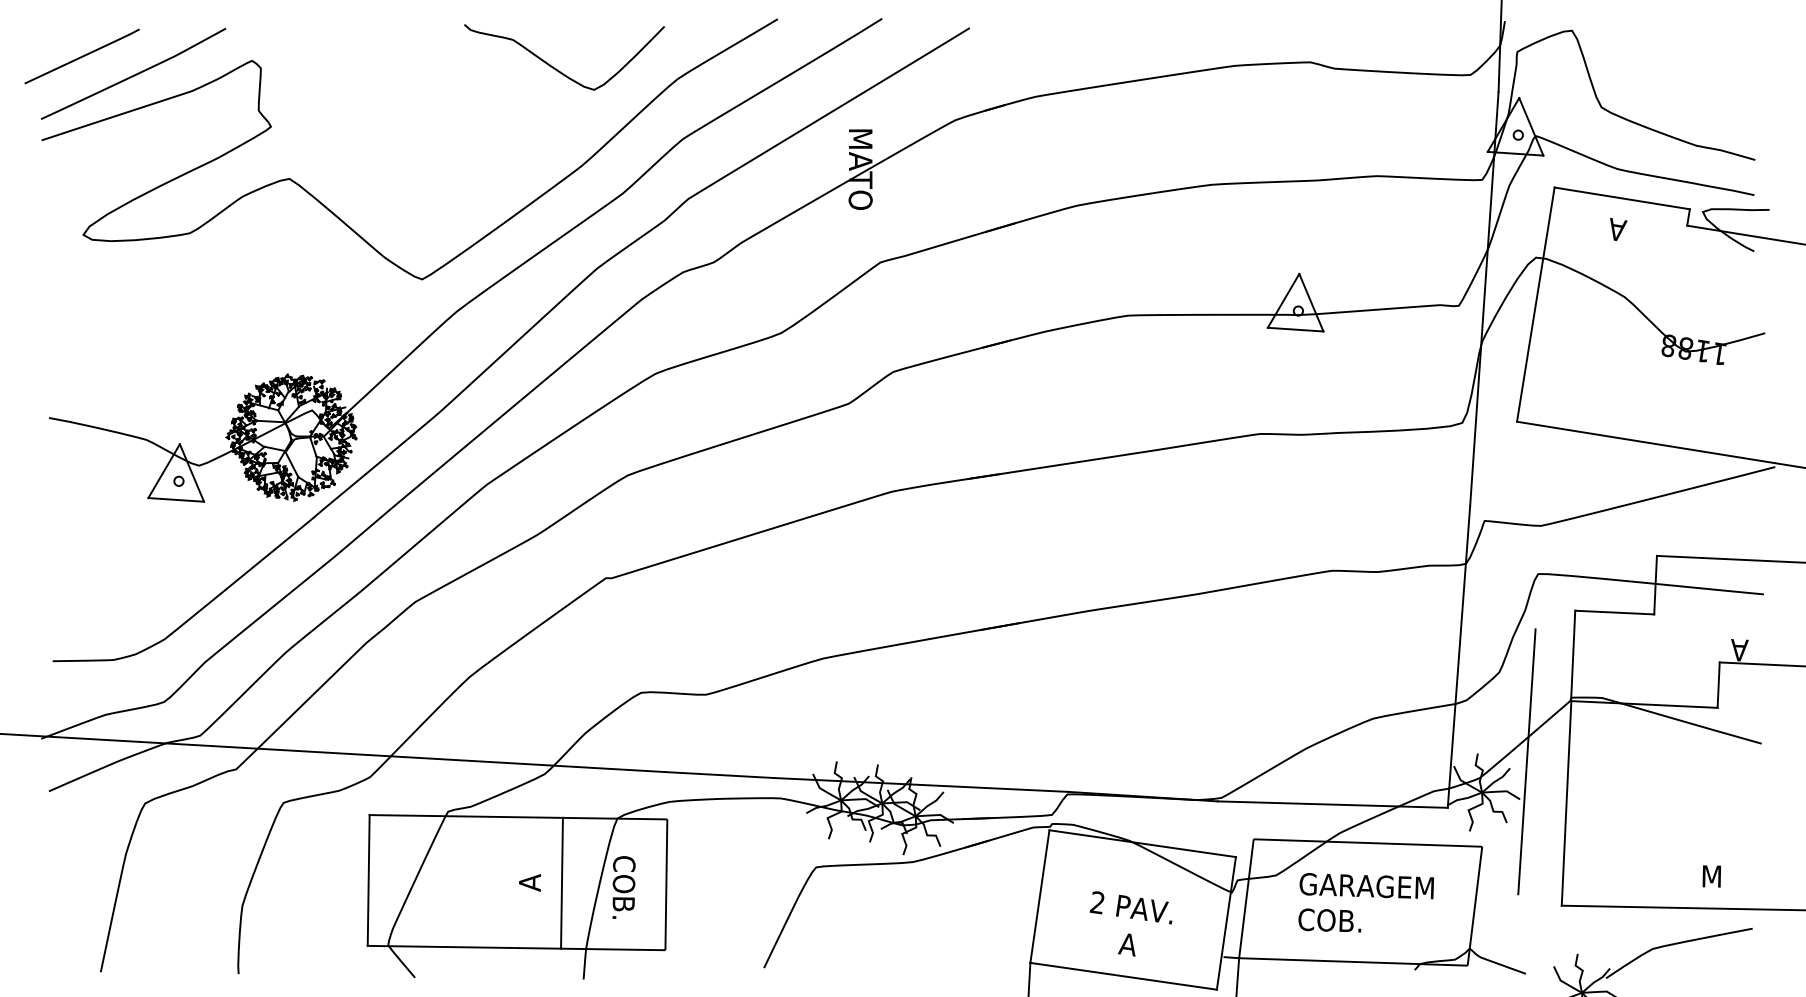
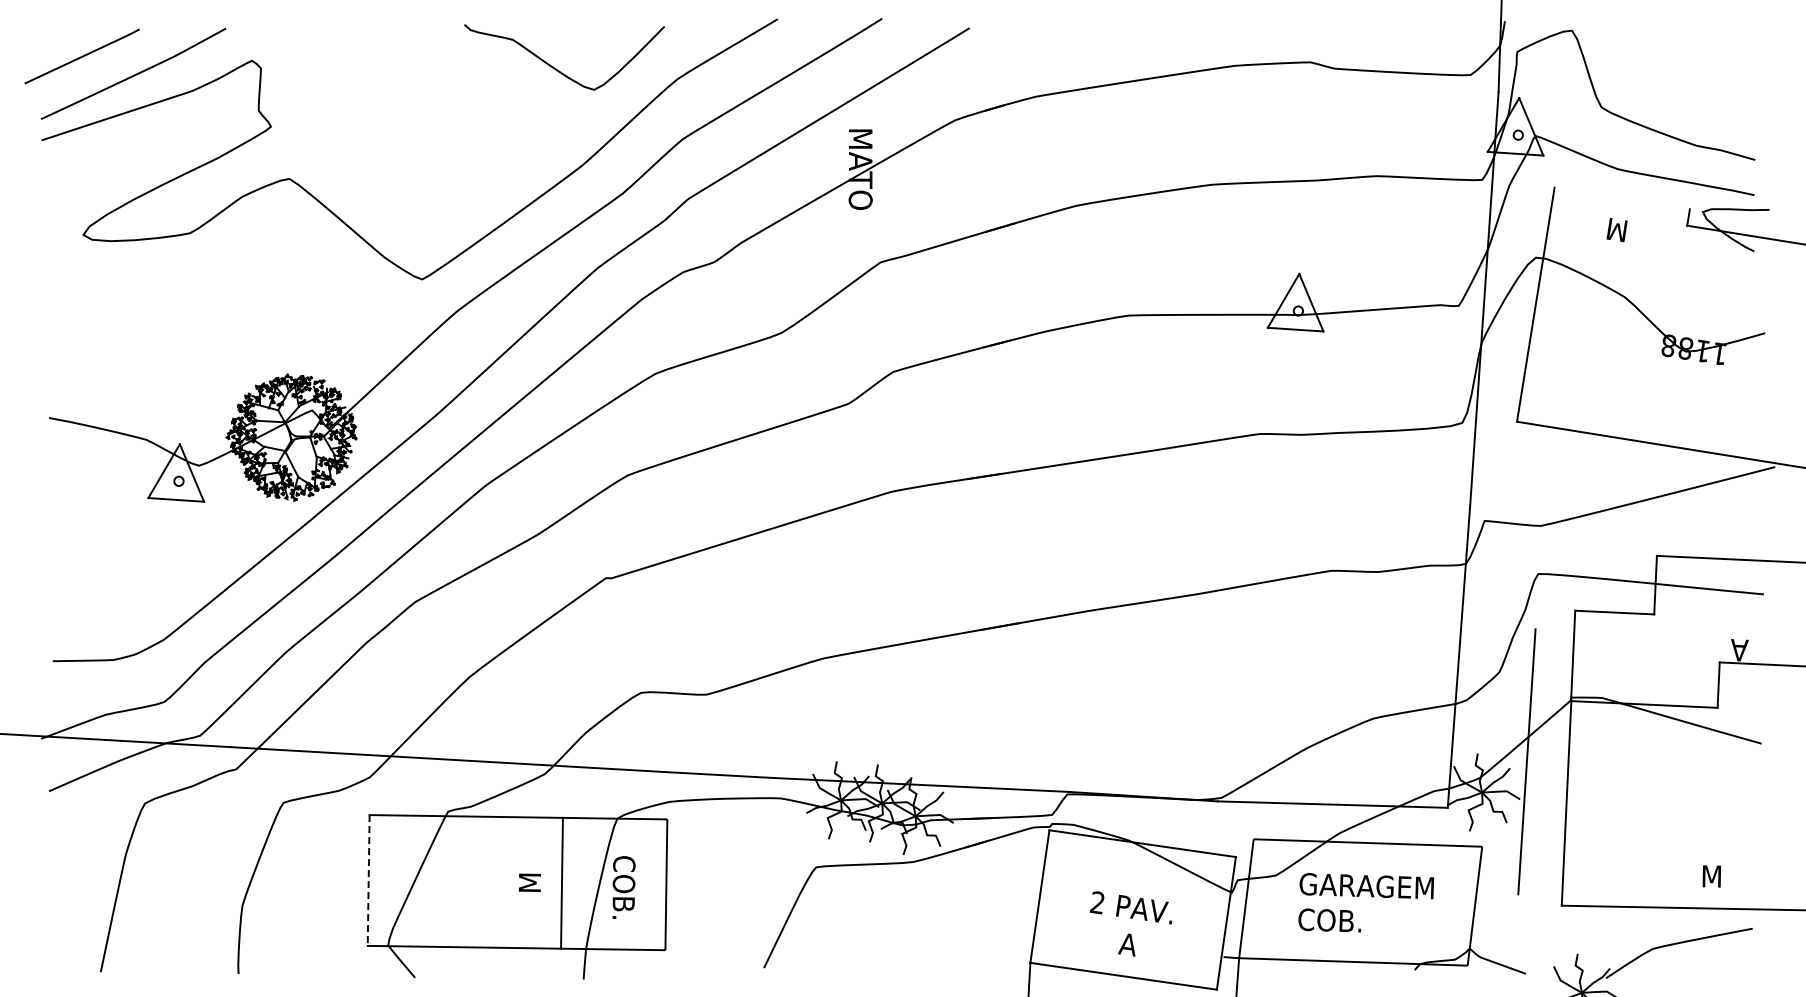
line: present -> none (1621, 198)
text: A -> M (1616, 230)
line: solid -> dashed (368, 880)
text: A -> M (529, 882)
